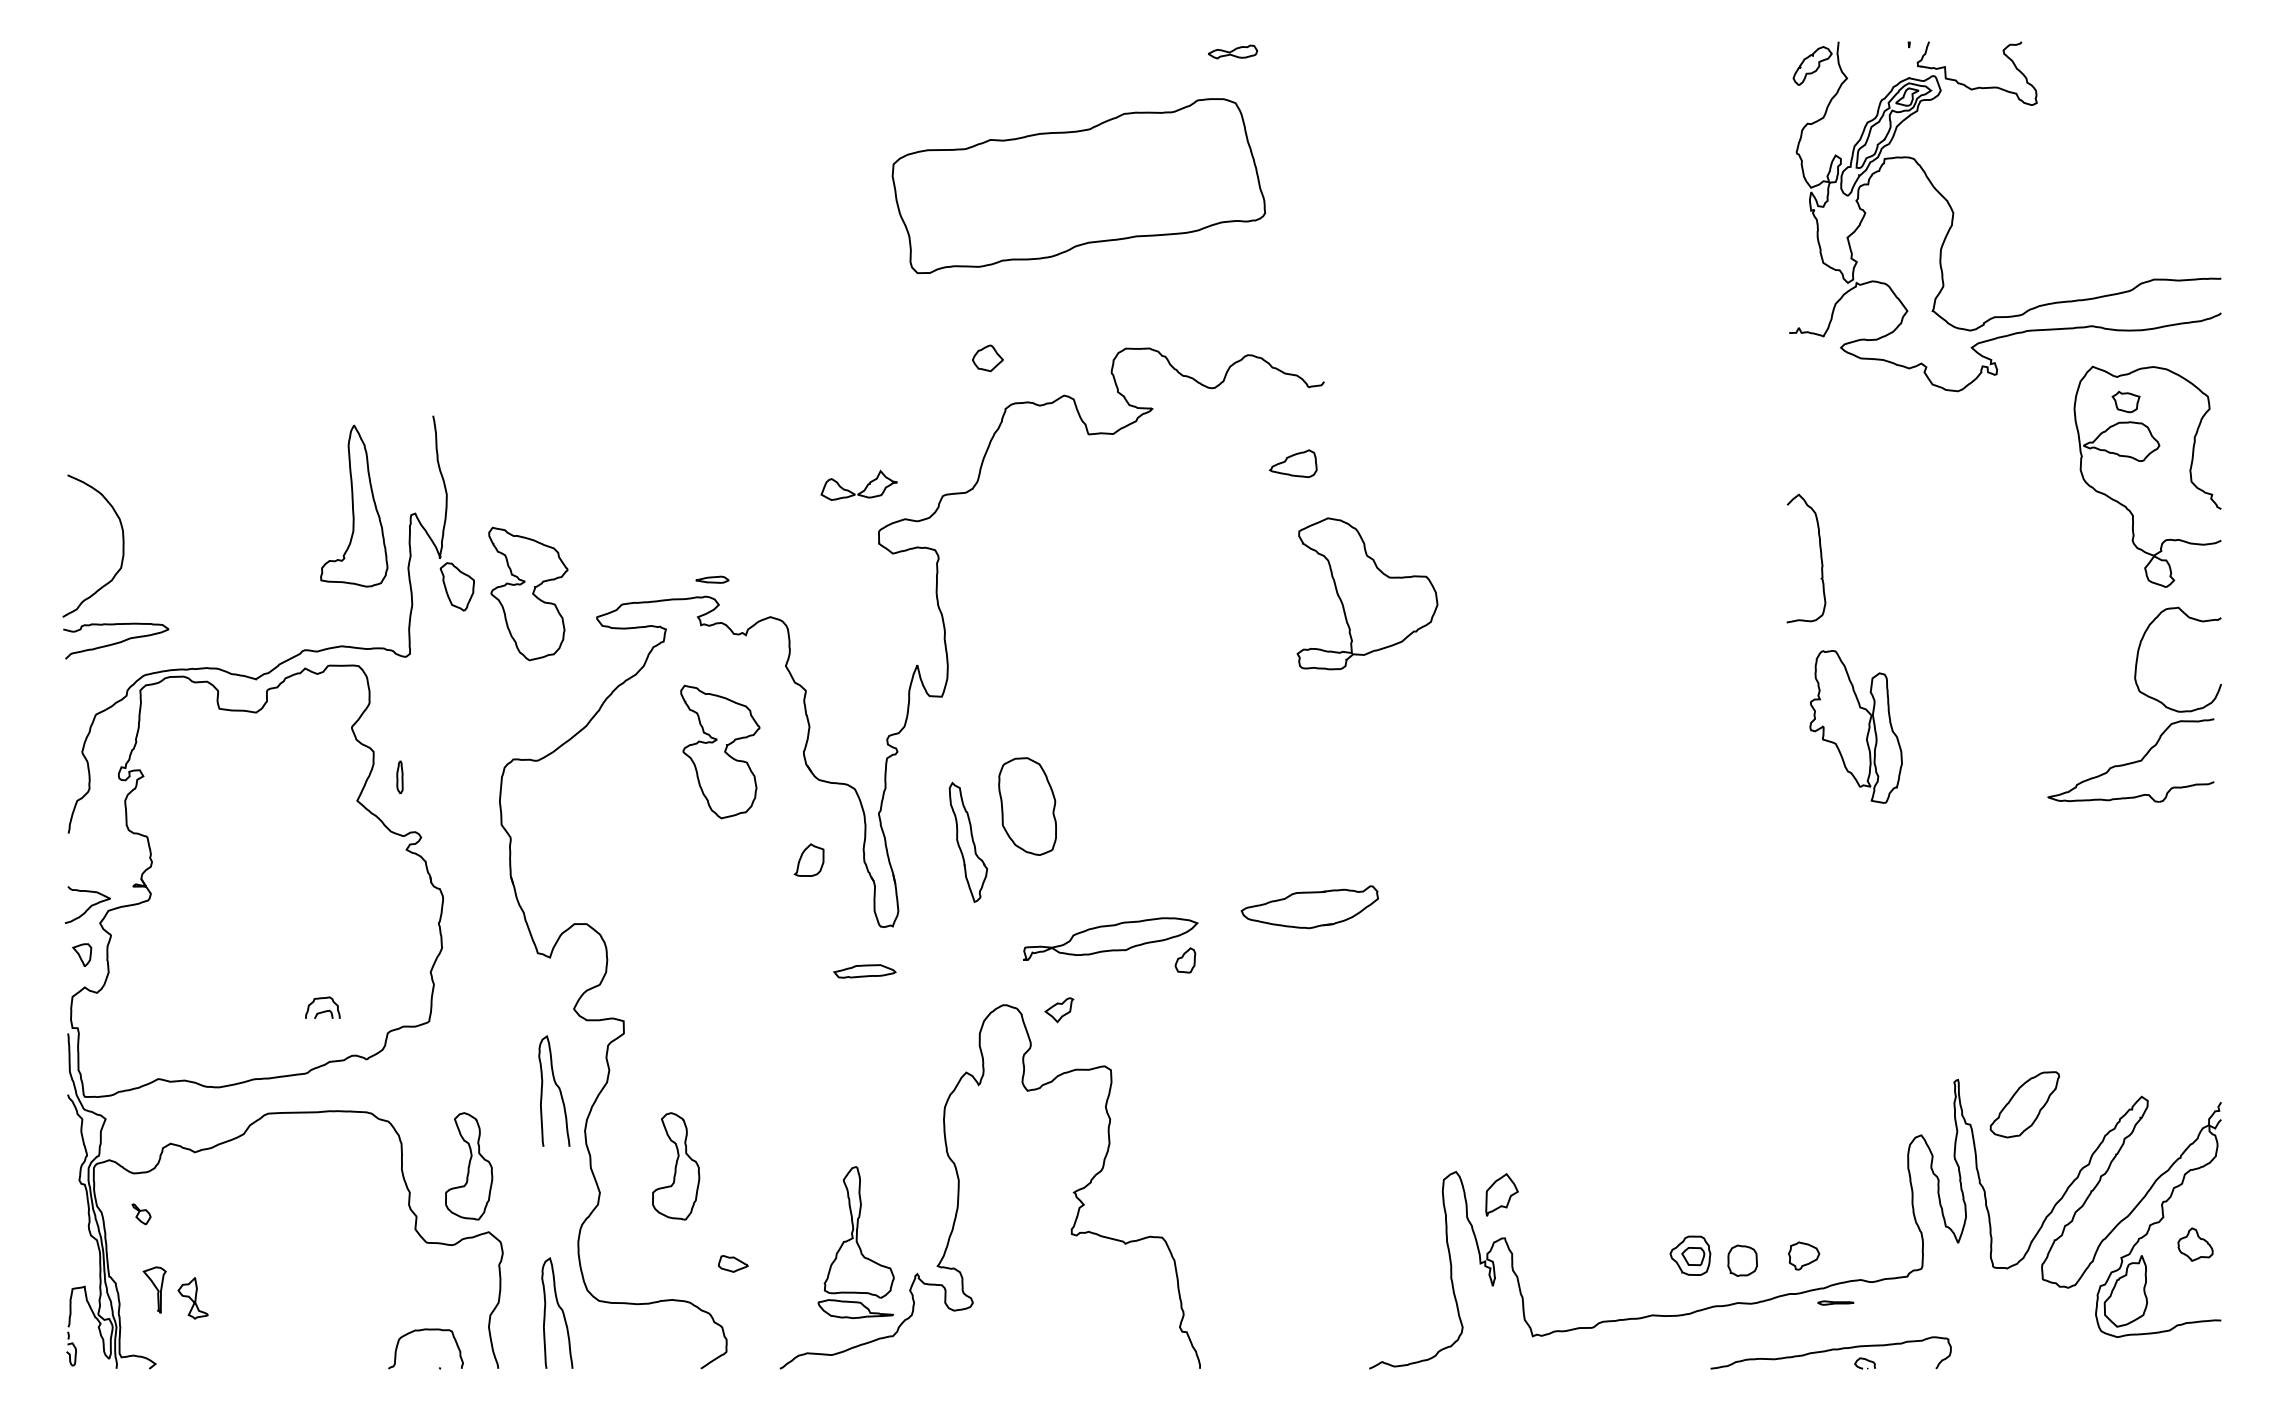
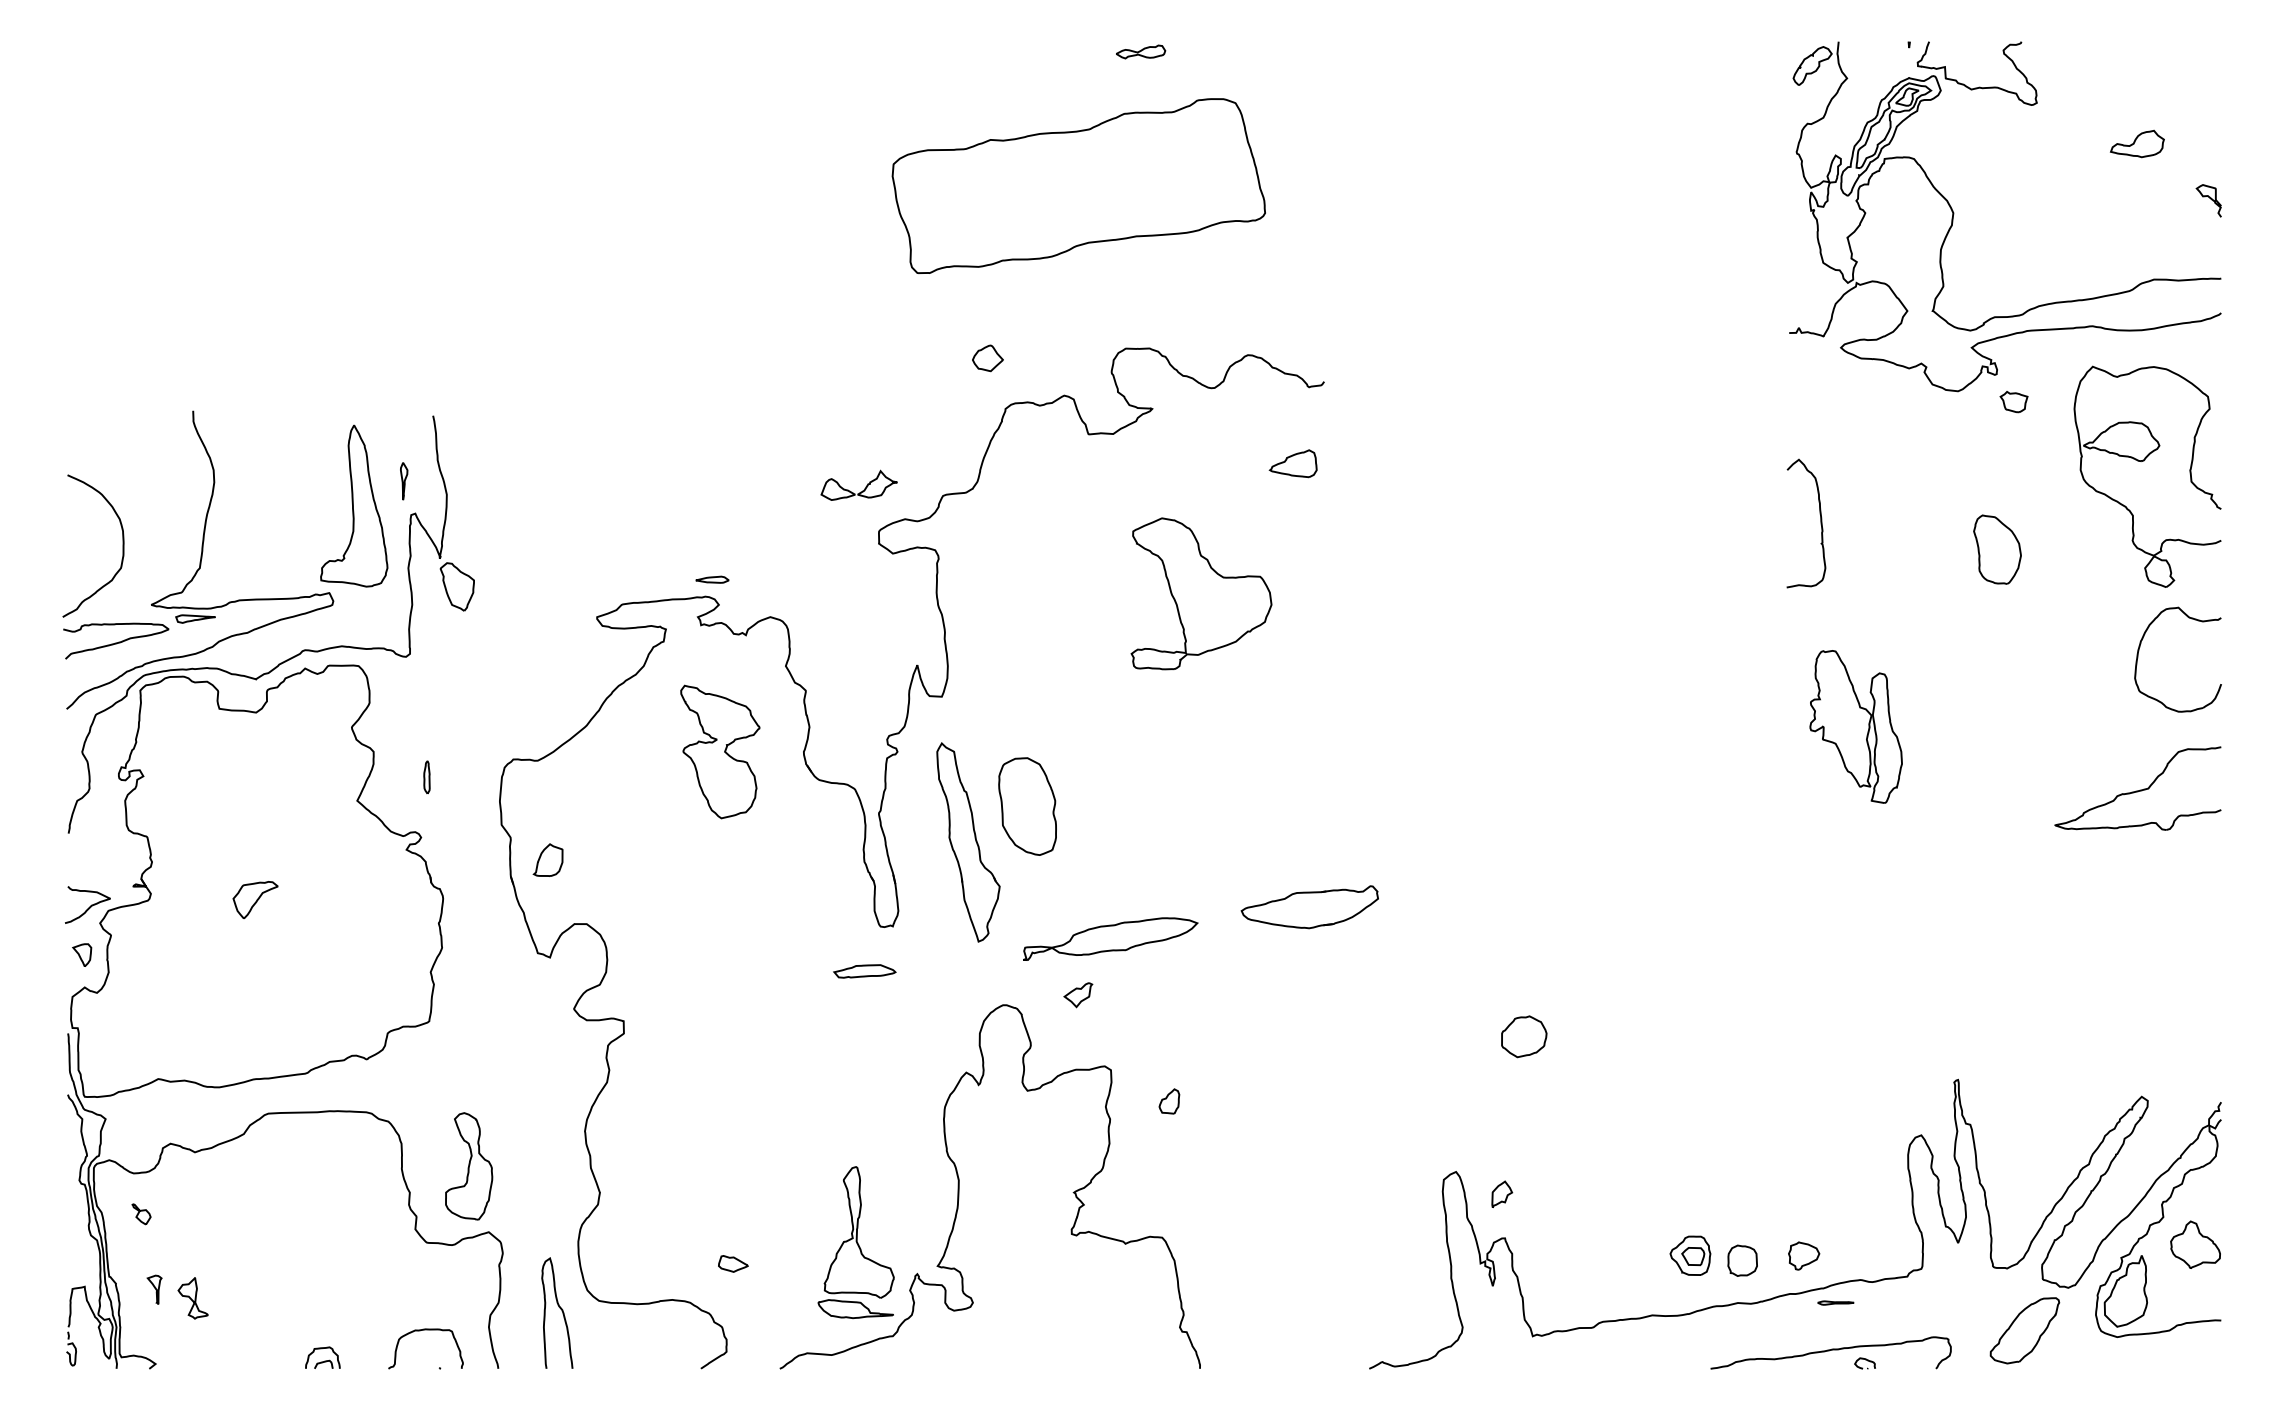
part position: (1233, 51) -> (1141, 51) (1141, 51)
part: none -> present (2136, 143)
curve: none -> present (2209, 198)
part position: (2125, 402) -> (2013, 402) (2013, 402)
part: none -> present (404, 481)
part: none -> present (1997, 549)
curve position: (1820, 558) -> (1820, 523) (1820, 523)
part: none -> present (200, 559)
part: present -> none (528, 593)
part position: (1367, 593) -> (1201, 593) (1201, 593)
part position: (2130, 760) -> (2137, 788) (2137, 788)
part position: (399, 777) -> (426, 777) (426, 777)
part size: 41x122 px -> 65x201 px (968, 842)
part position: (808, 859) -> (547, 859) (547, 859)
part: none -> present (255, 899)
part position: (1185, 960) -> (1169, 1101) (1169, 1101)
part position: (322, 1007) -> (322, 1357) (322, 1357)
part position: (1059, 1010) -> (1078, 995) (1078, 995)
part: none -> present (1524, 1036)
curve: present -> none (558, 1089)
part position: (2024, 1104) -> (2024, 1330) (2024, 1330)
part: present -> none (676, 1166)
part size: 34x44 px -> 23x28 px (1502, 1193)
part size: 37x35 px -> 51x49 px (2195, 1244)
part size: 25x48 px -> 17x31 px (154, 1289)
